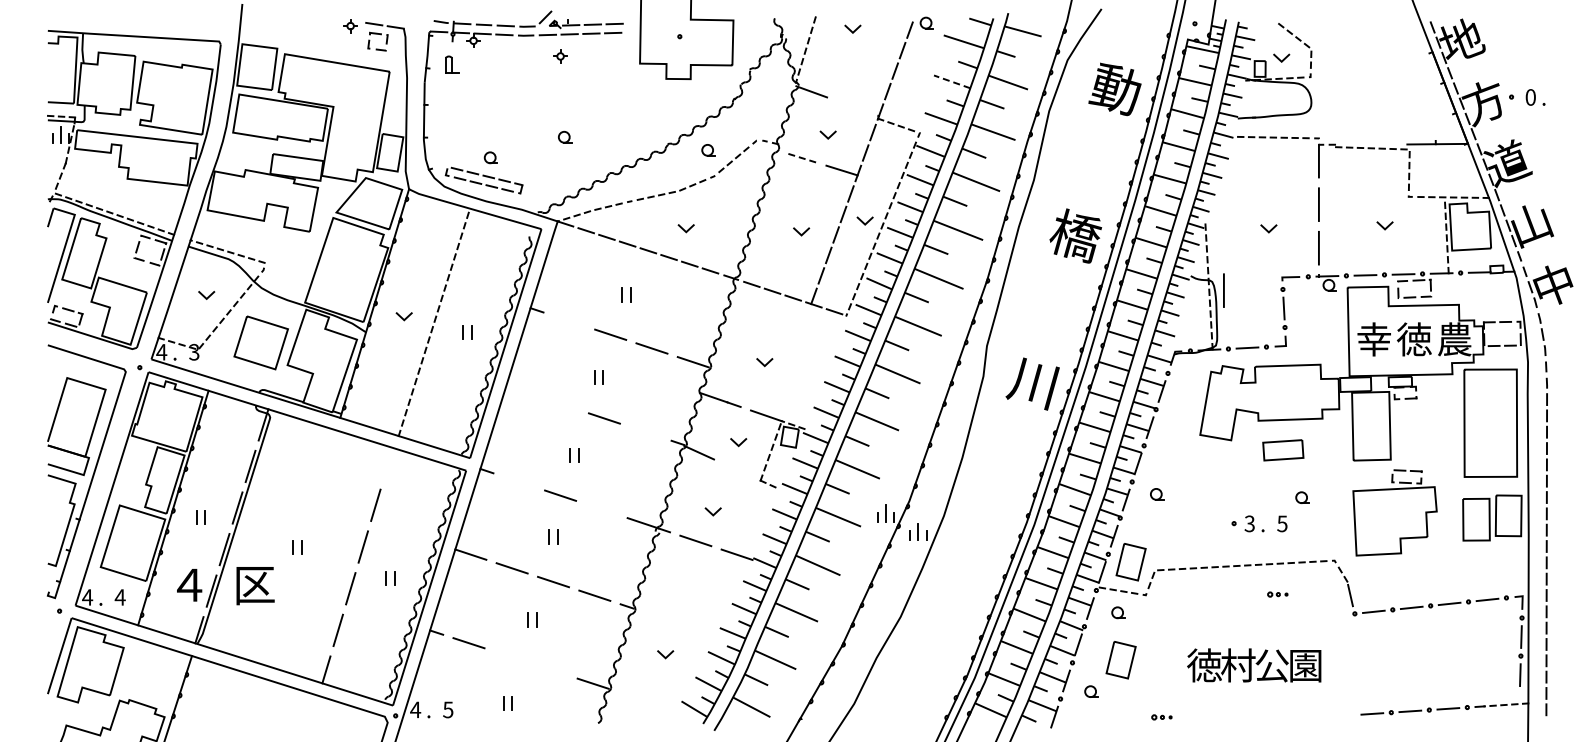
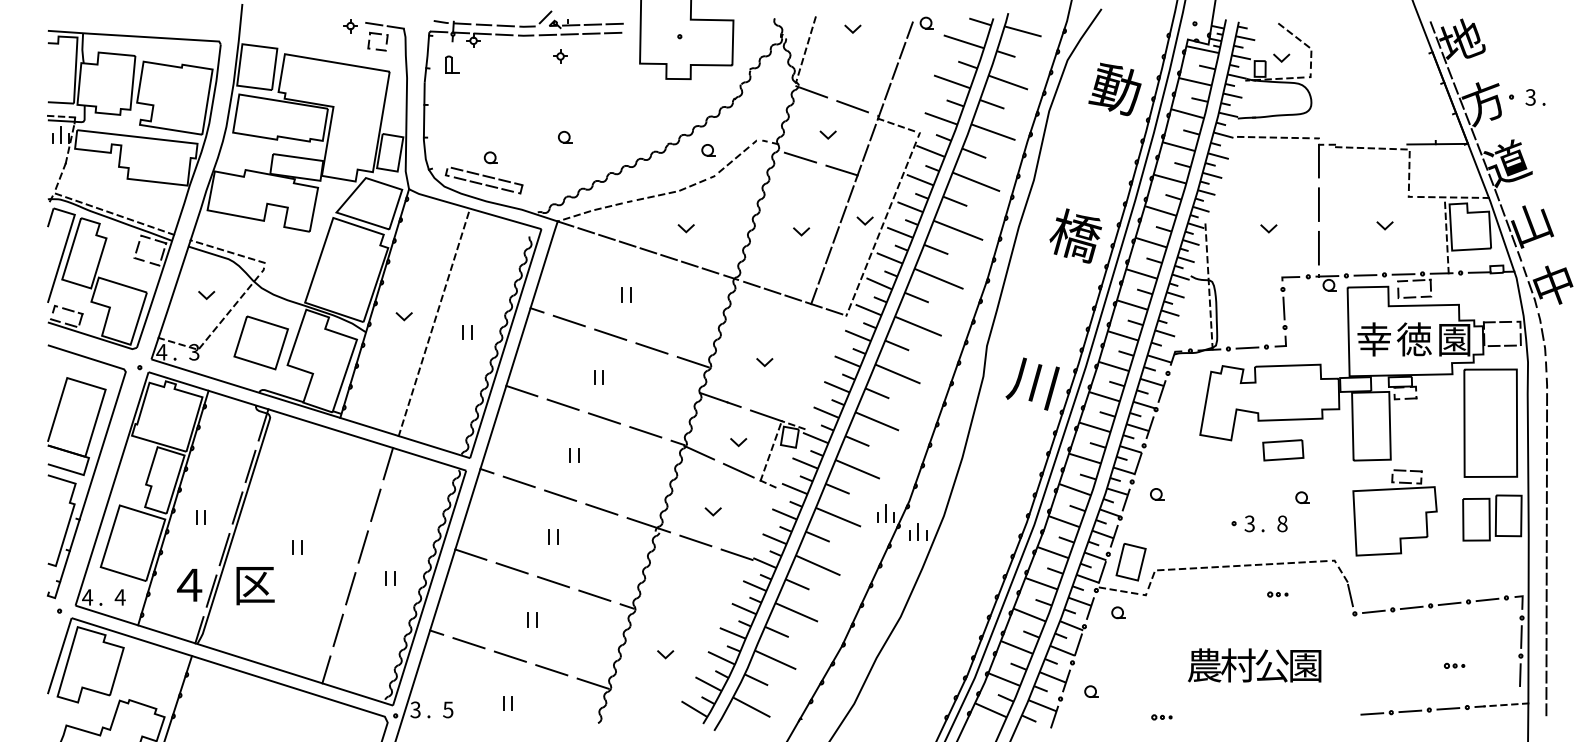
line: dashed -> solid (951, 81)
text: 0 -> 3 (1530, 97)
line: none -> present (852, 106)
line: dashed -> solid (800, 157)
line: present -> none (1223, 290)
line: none -> present (568, 320)
text: 農 -> 園 (1454, 339)
line: none -> present (521, 390)
line: none -> present (562, 404)
line: none -> present (645, 432)
line: none -> present (388, 463)
line: none -> present (738, 470)
line: none -> present (518, 481)
line: none -> present (601, 509)
text: 5 -> 8 (1282, 523)
line: none -> present (509, 656)
part: present -> none (1120, 660)
text: 徳 -> 農 (1204, 665)
part: none -> present (1454, 665)
line: none -> present (551, 670)
text: 4 -> 3 (415, 709)
